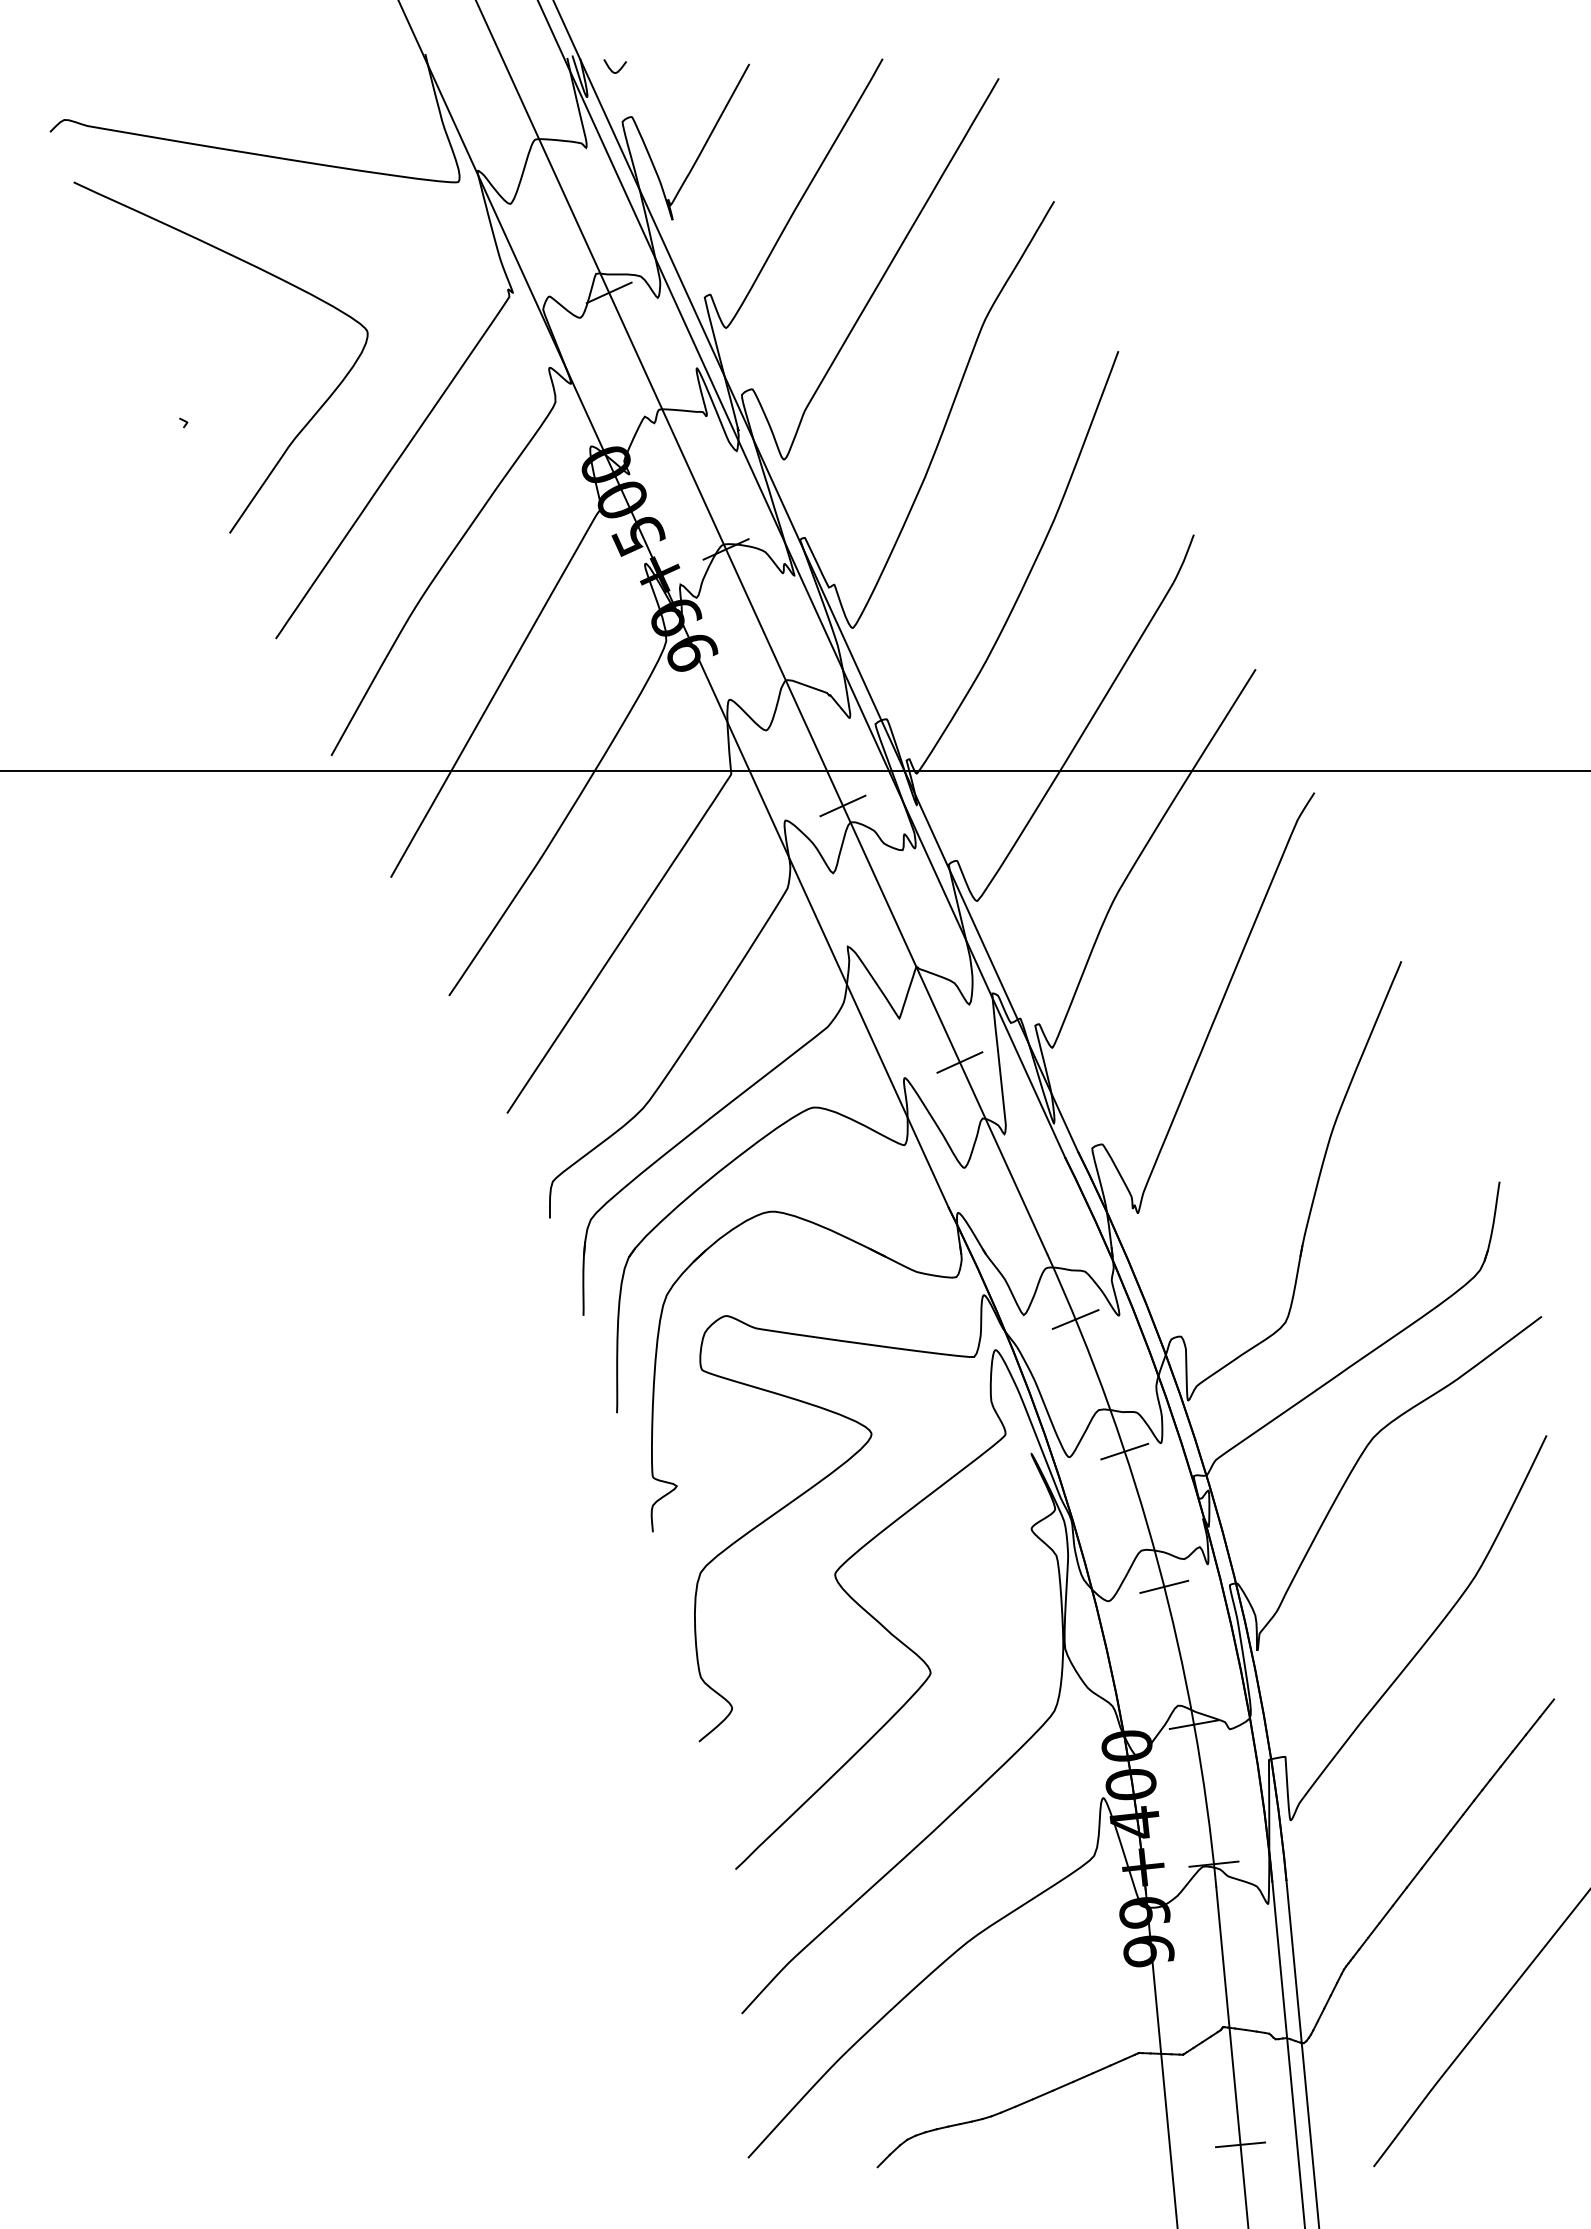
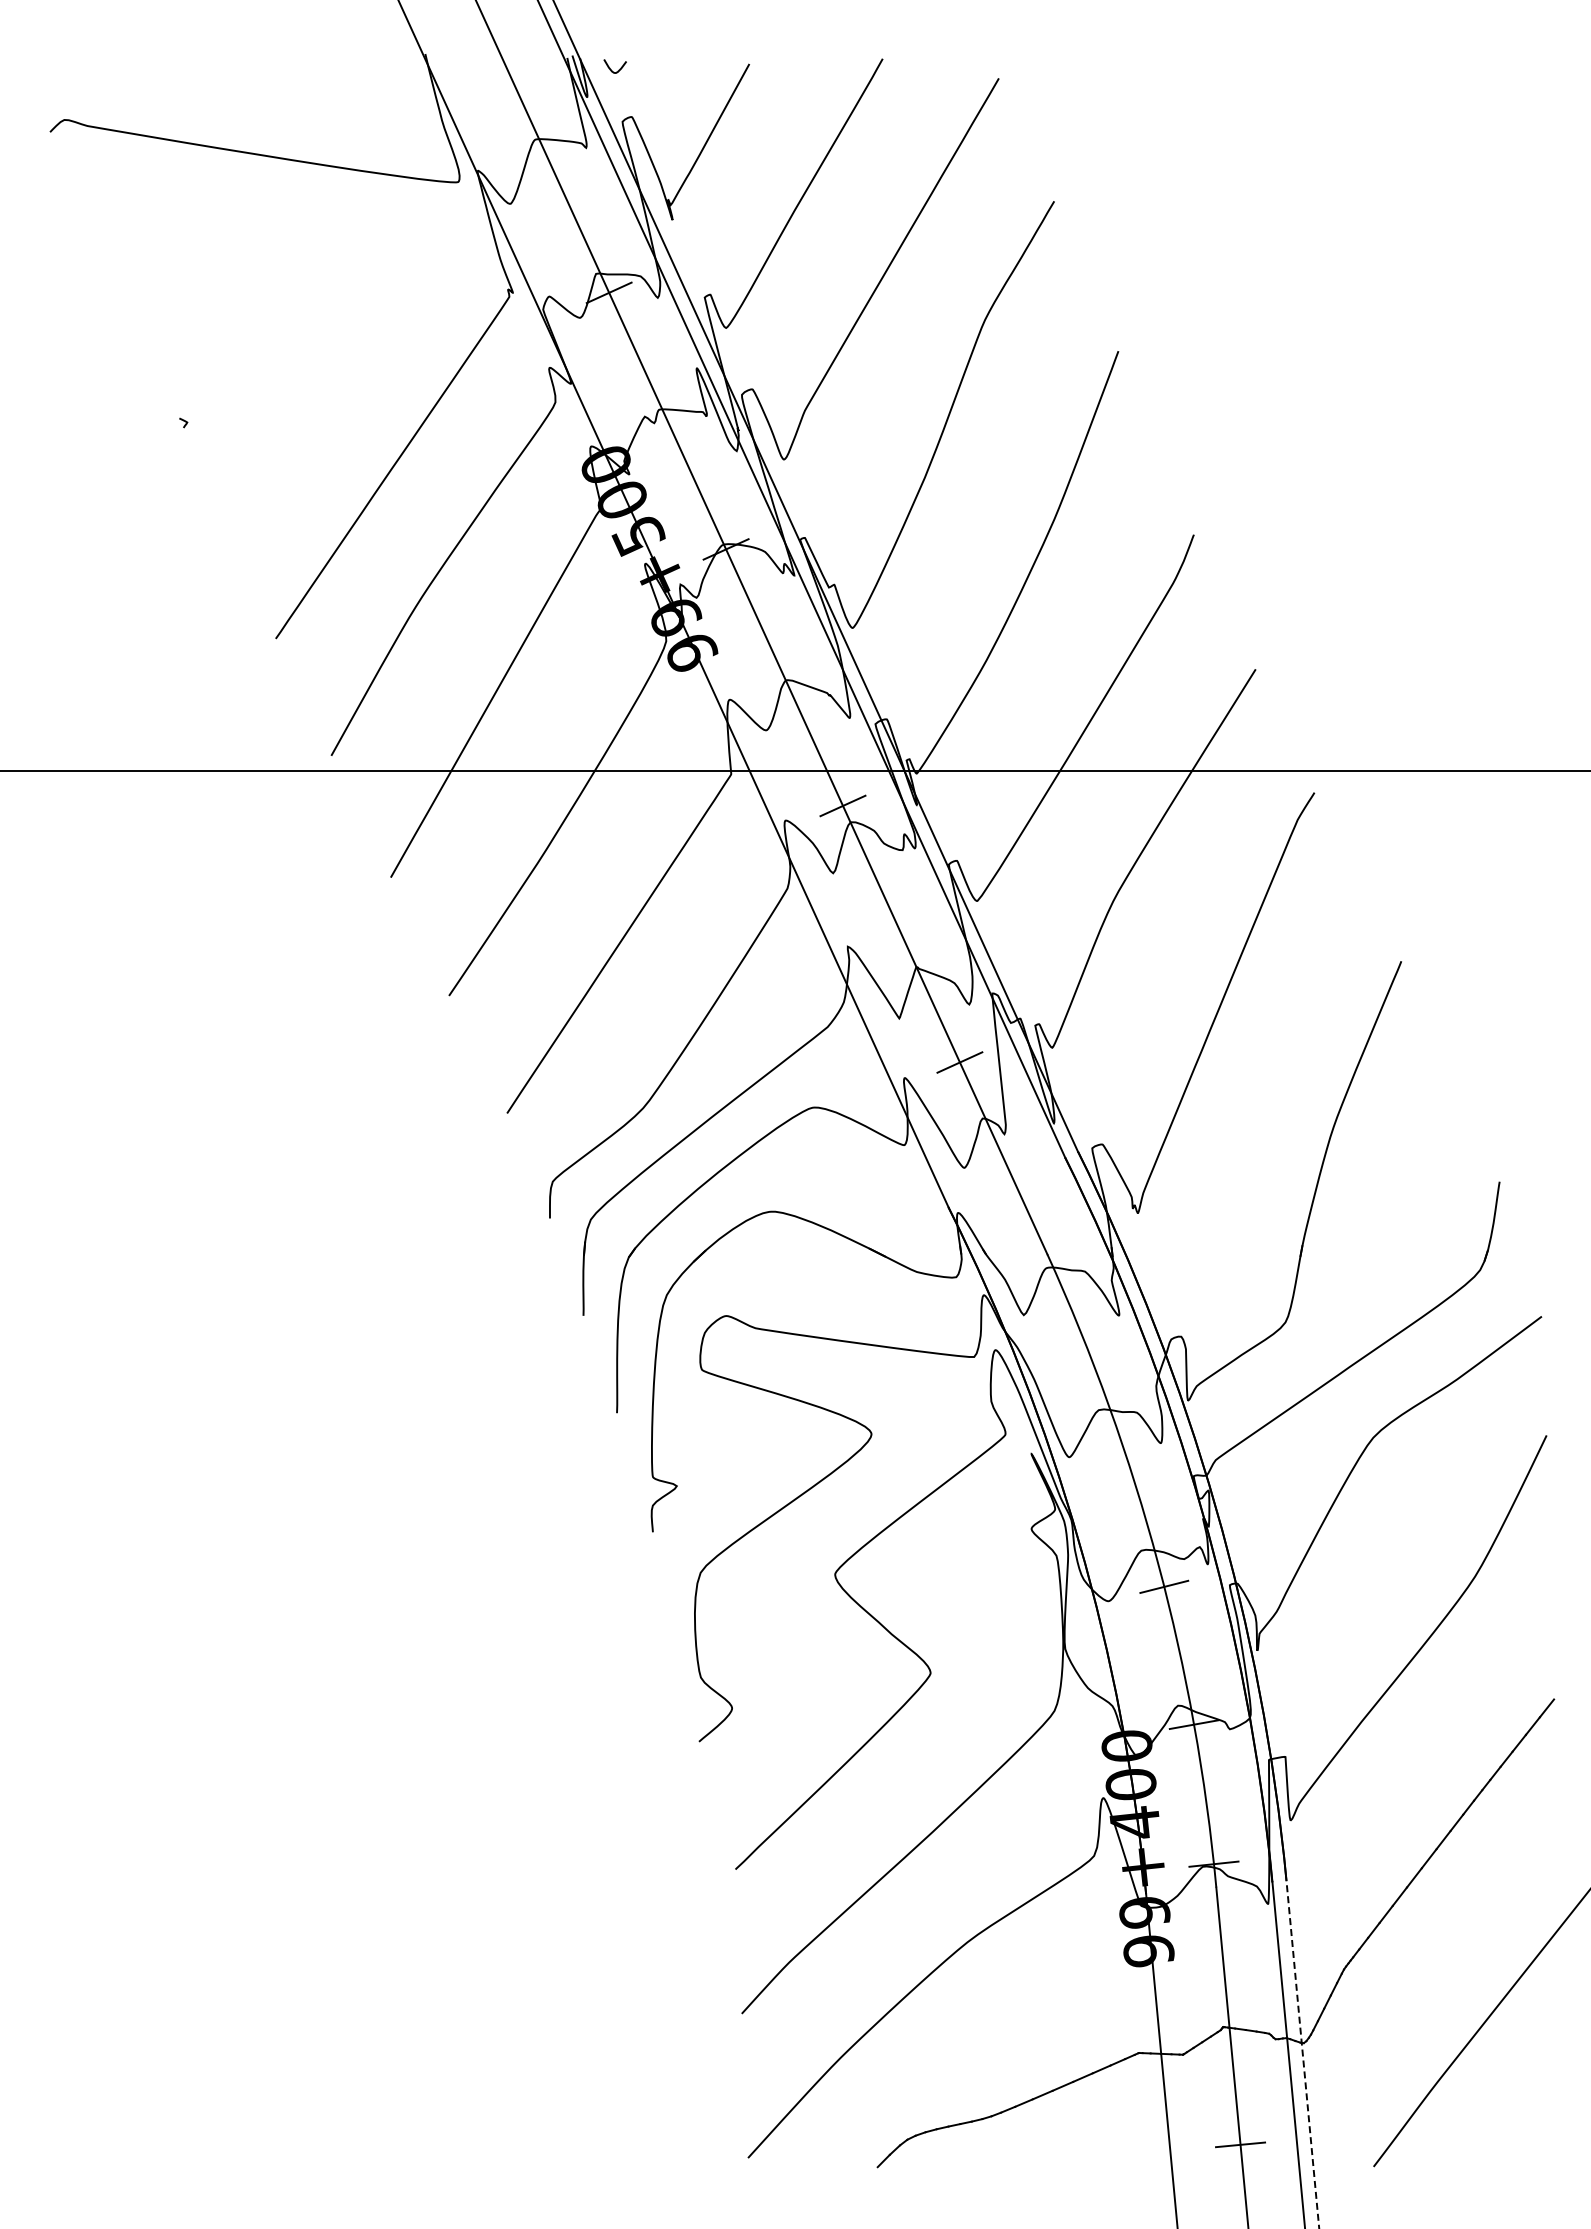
curve: present -> none (263, 271)
line: present -> none (1075, 1319)
line: present -> none (1124, 1451)
line: solid -> dashed (1302, 2054)
